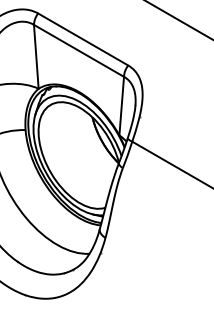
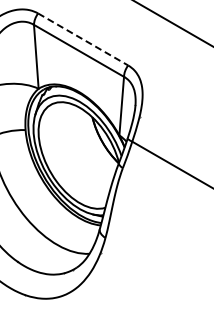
line position: (178, 20) -> (172, 23) (172, 23)
line: solid -> dashed (83, 39)
